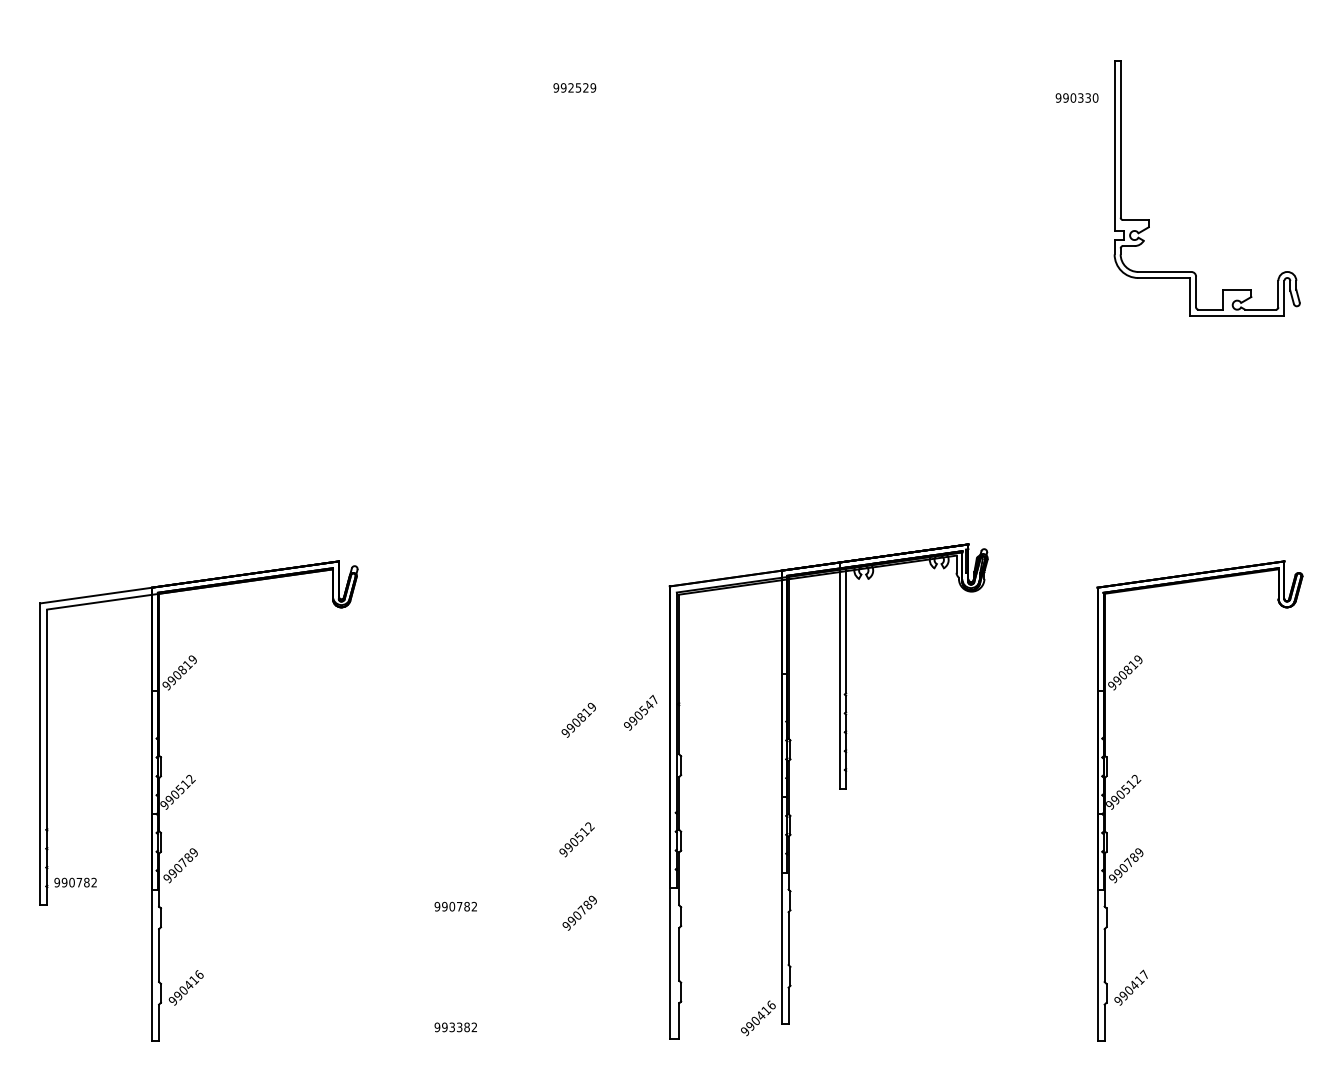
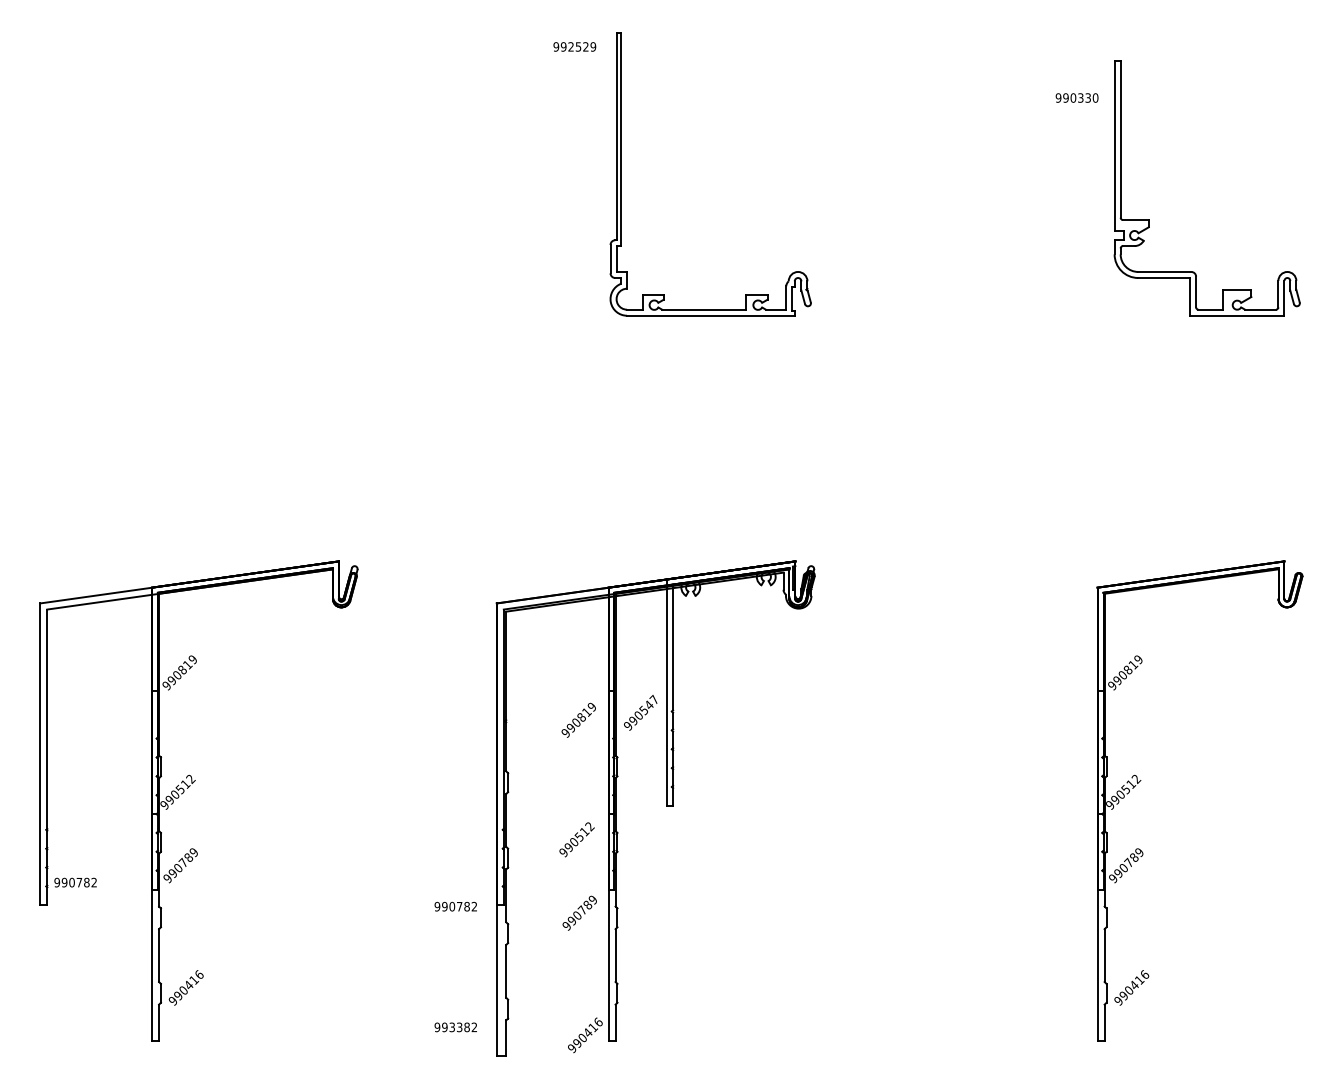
text position: (574, 87) -> (574, 46) (574, 46)
part: none -> present (621, 174)
part position: (839, 789) -> (666, 806) (666, 806)
text: 990417 -> 990416 (1144, 973)
